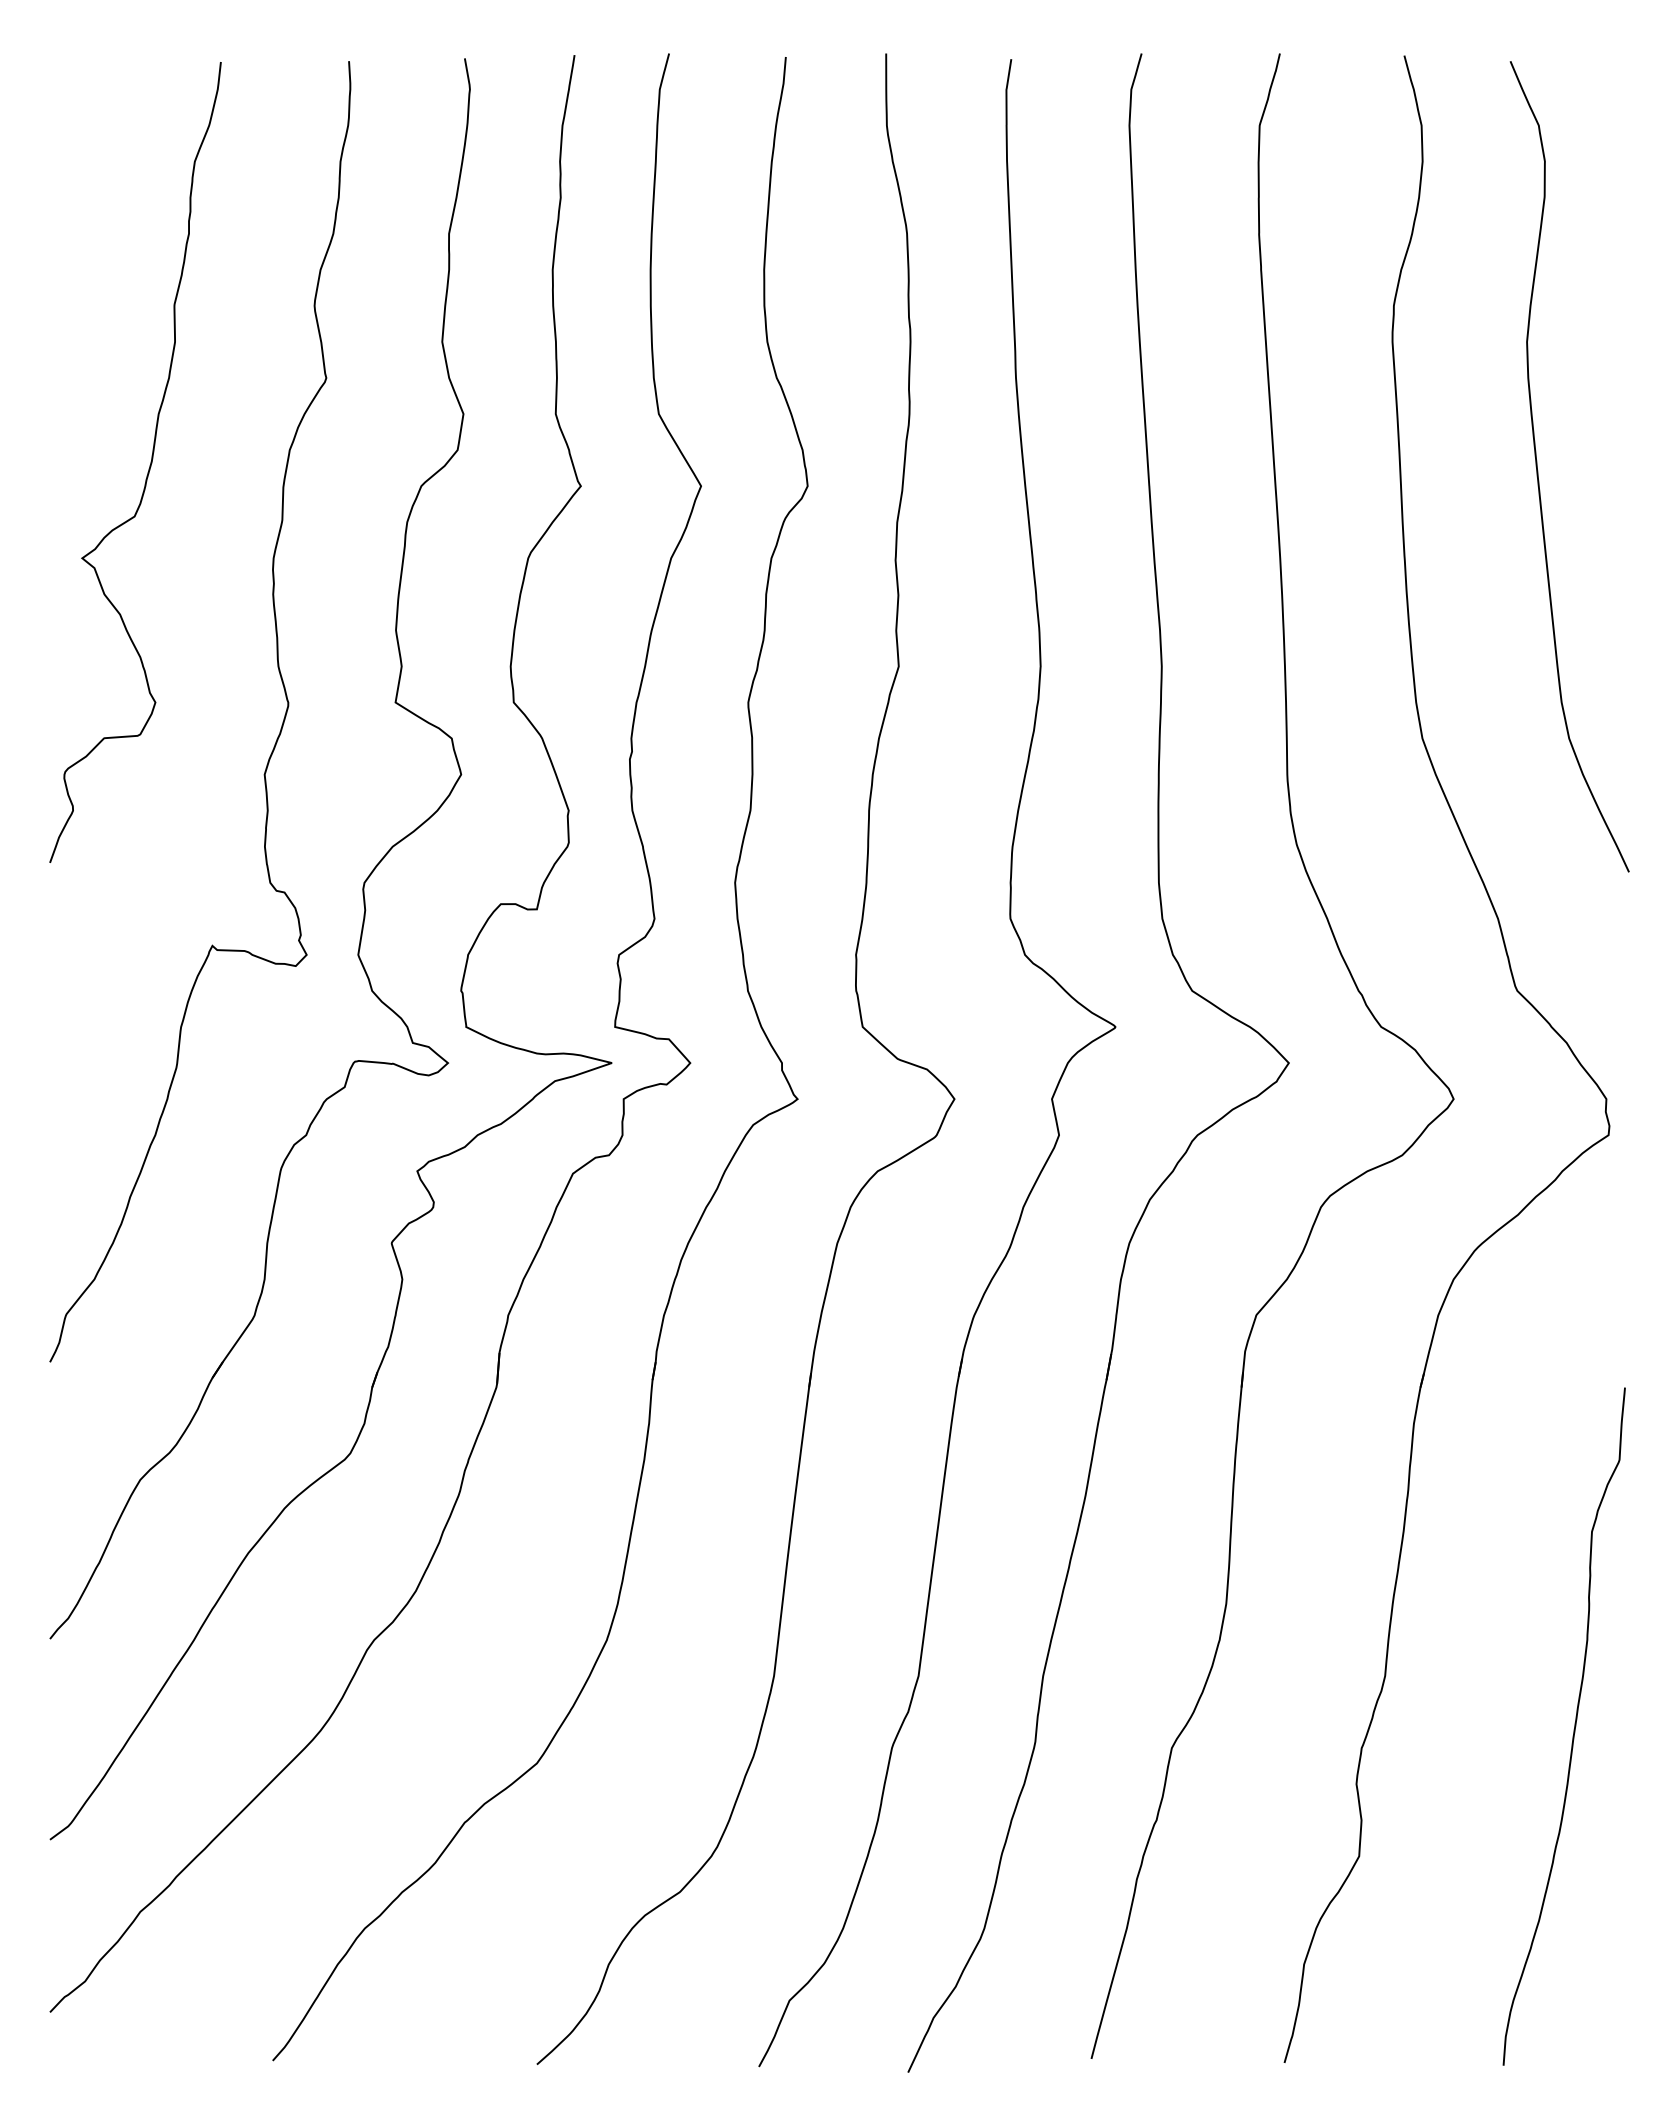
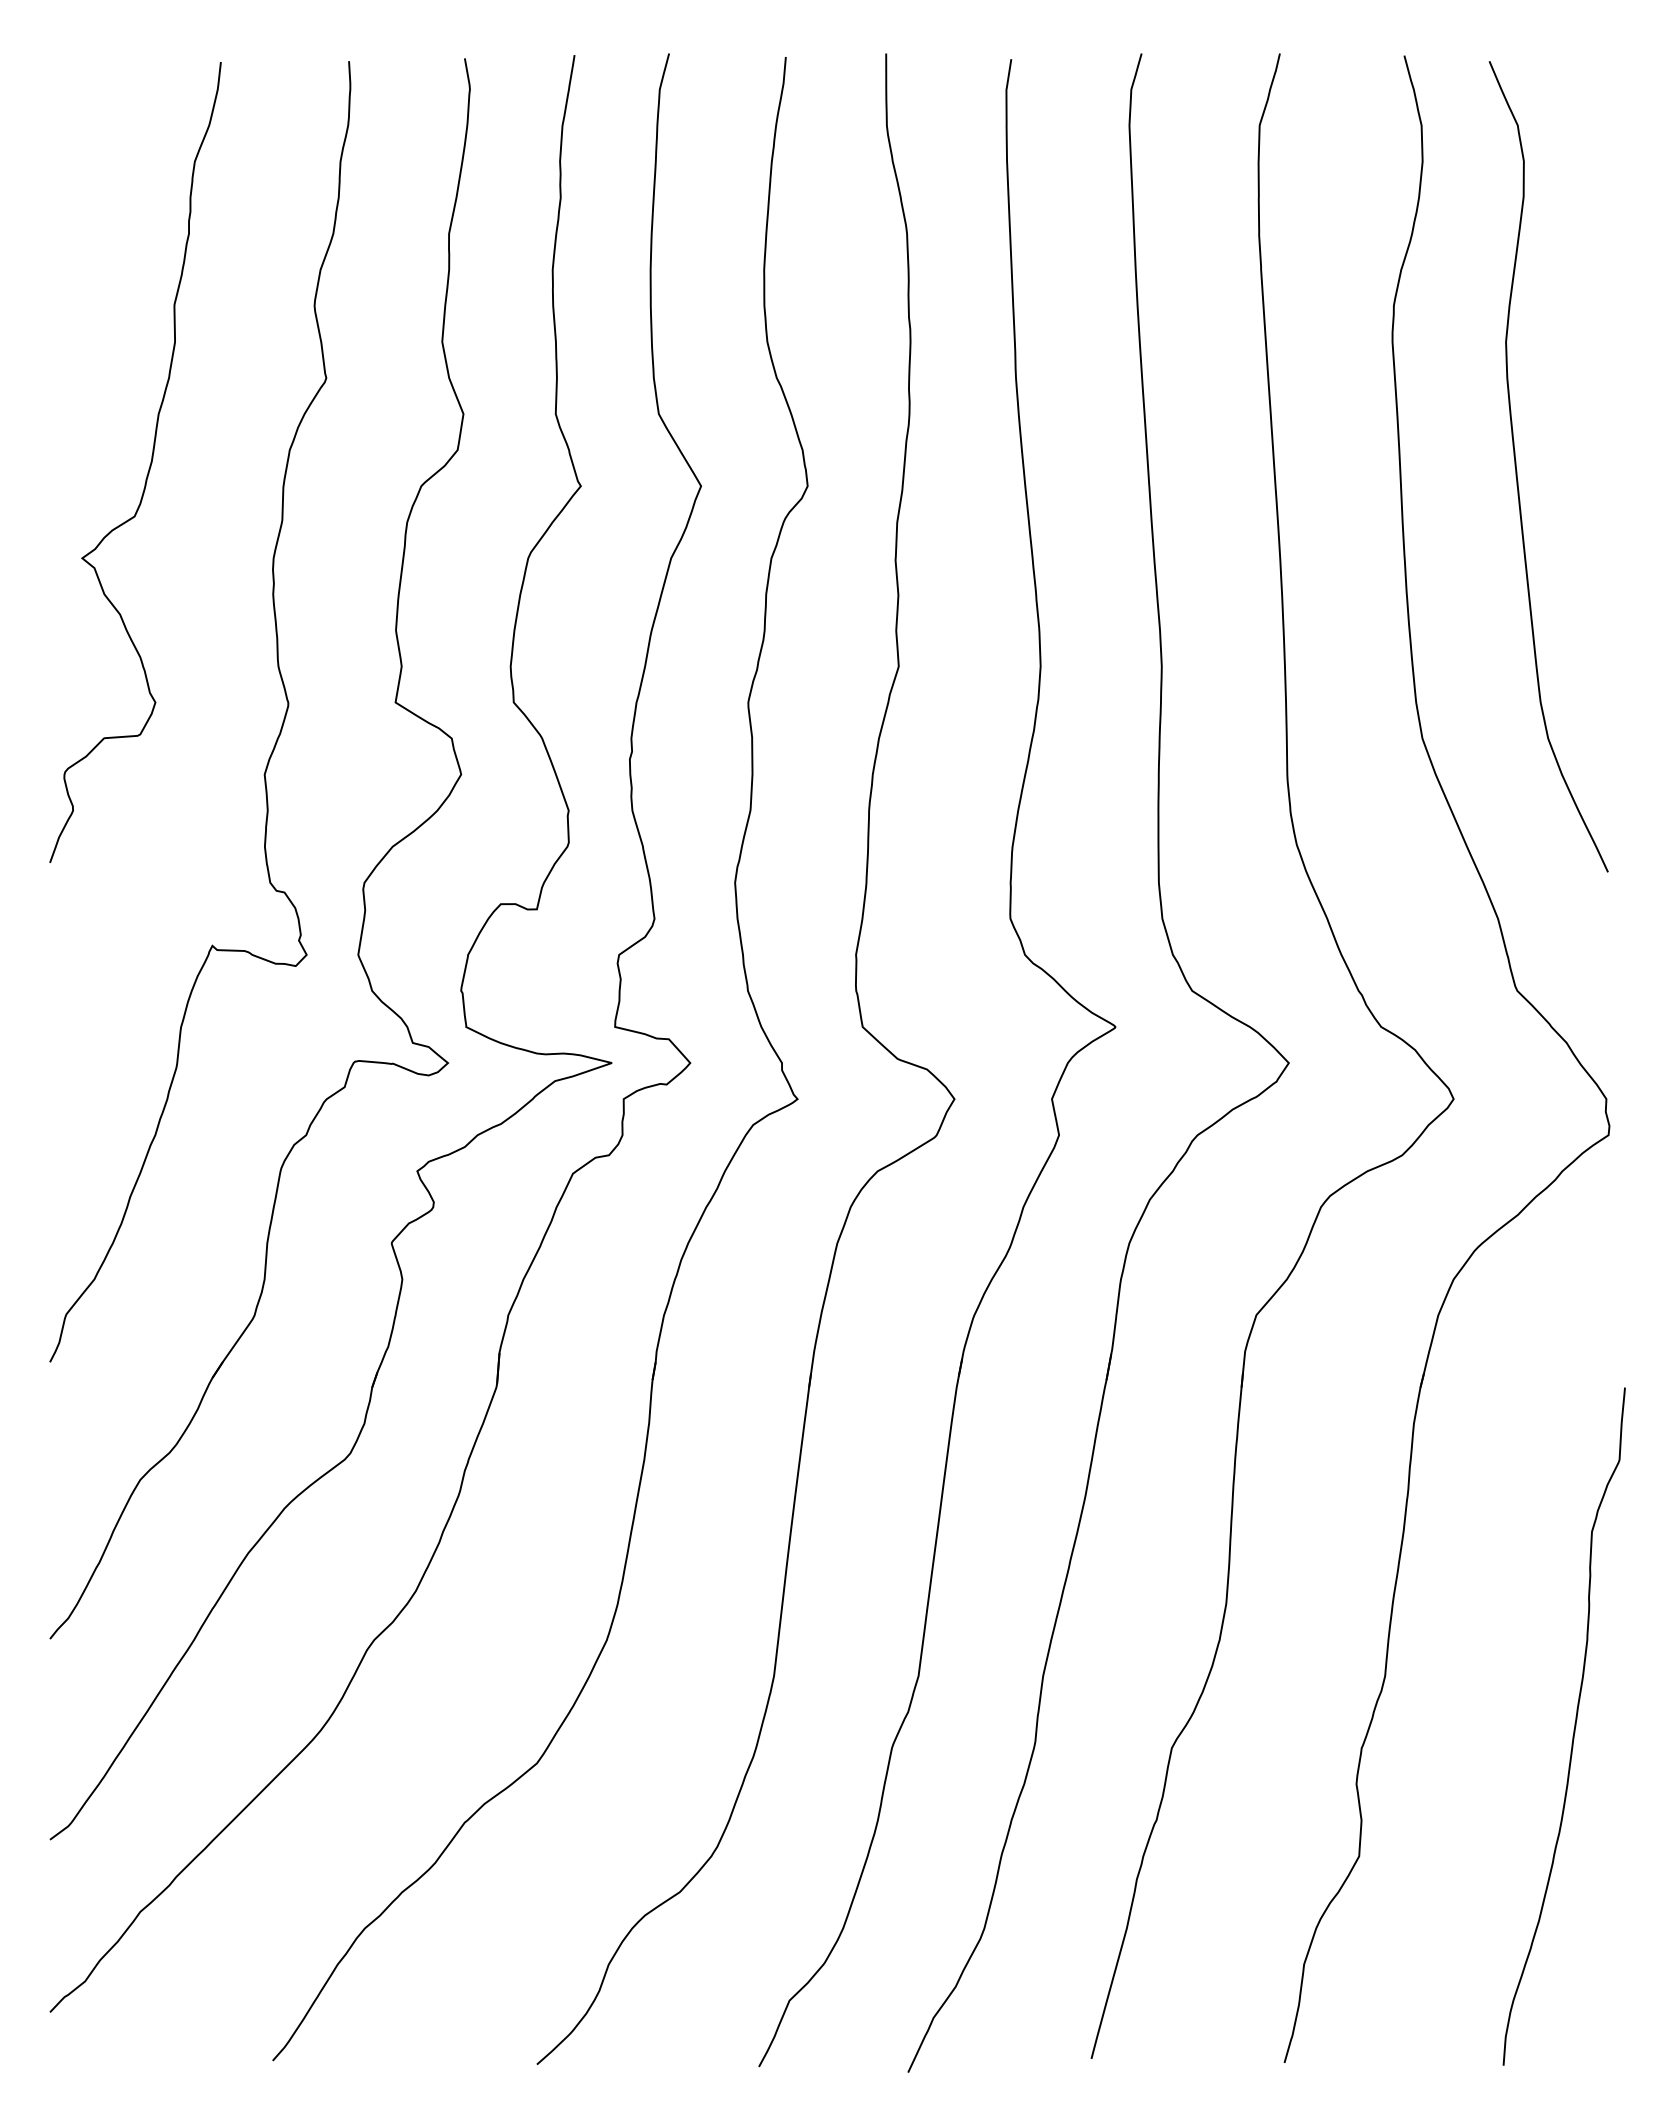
curve position: (1538, 470) -> (1517, 470) (1517, 470)
